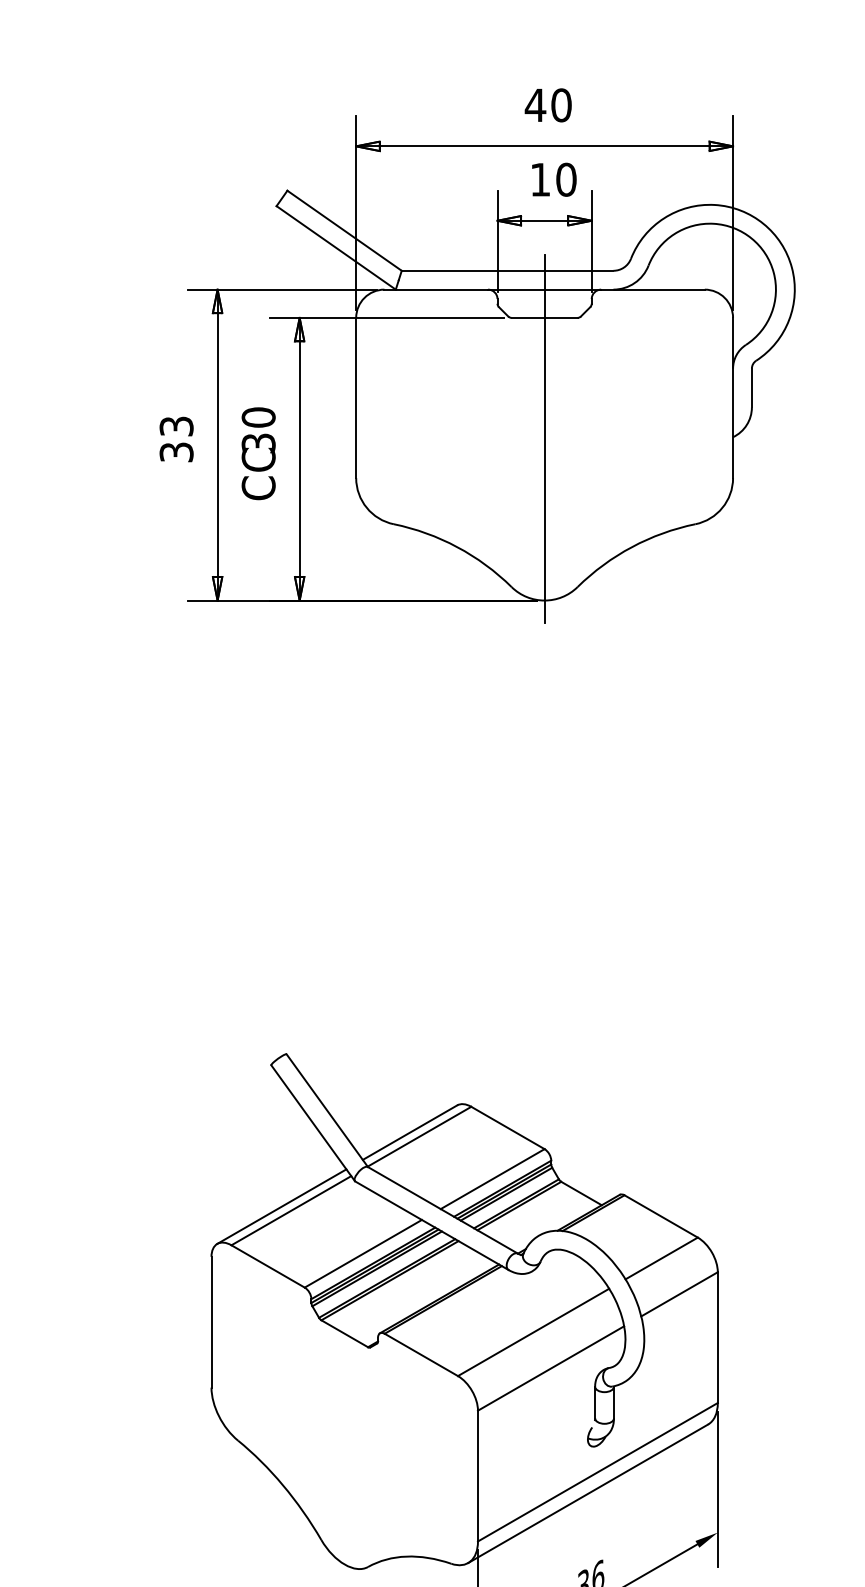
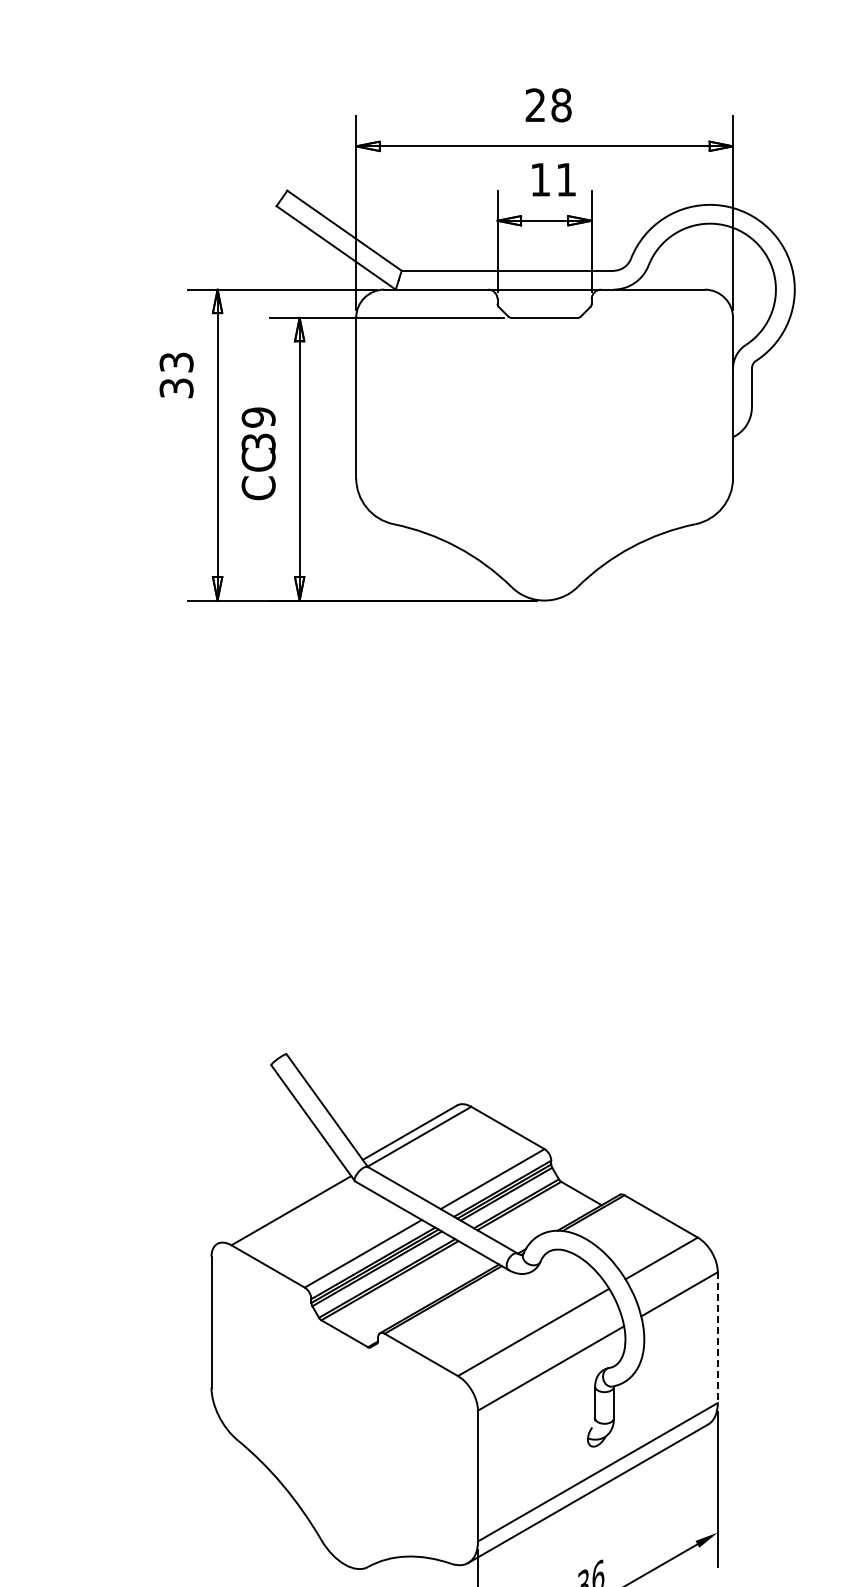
text: 40 -> 28 (547, 105)
text: 10 -> 11 (566, 179)
text: 30 -> 39 (258, 417)
line: present -> none (544, 438)
text position: (176, 439) -> (176, 375) (176, 375)
line: present -> none (281, 1206)
line: solid -> dashed (717, 1338)
